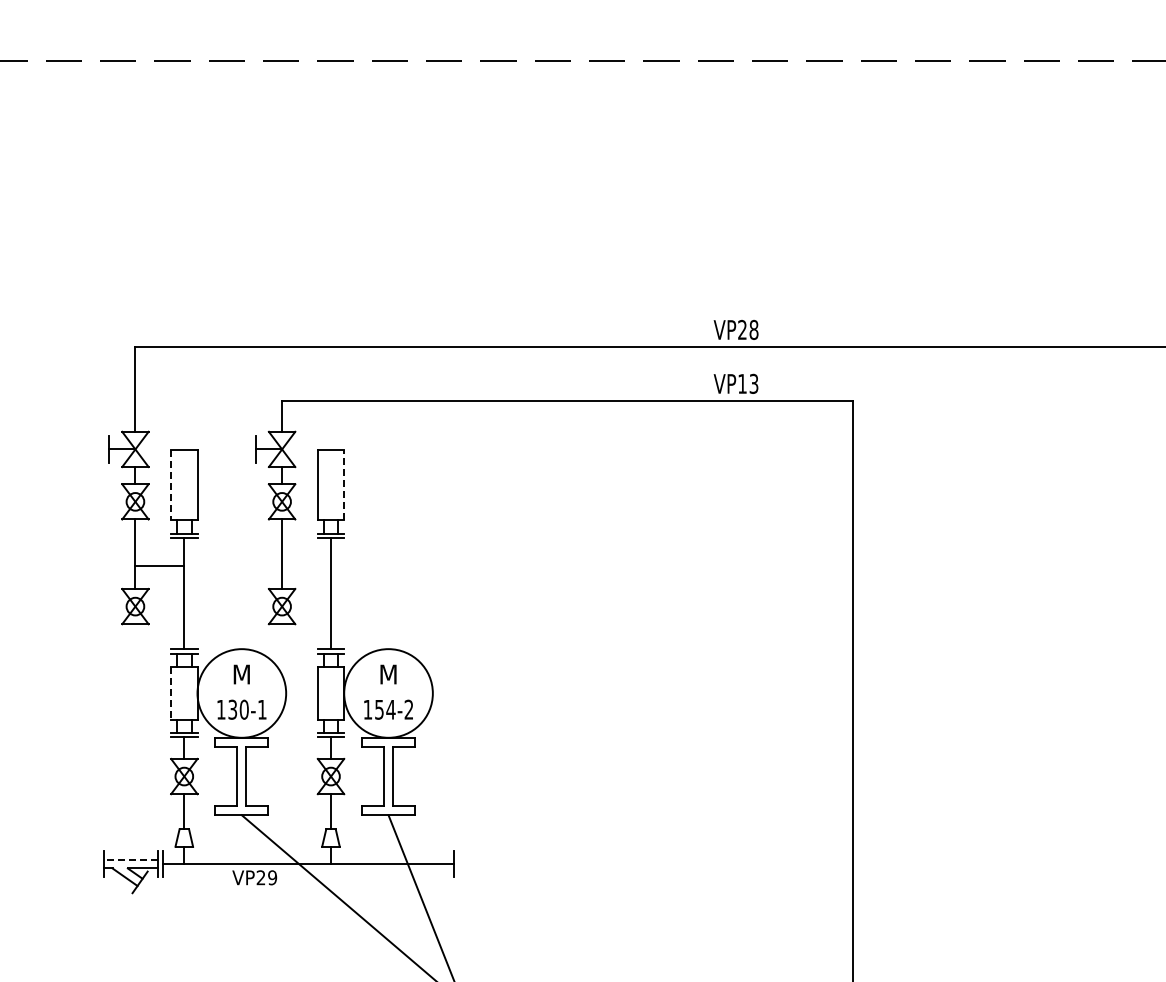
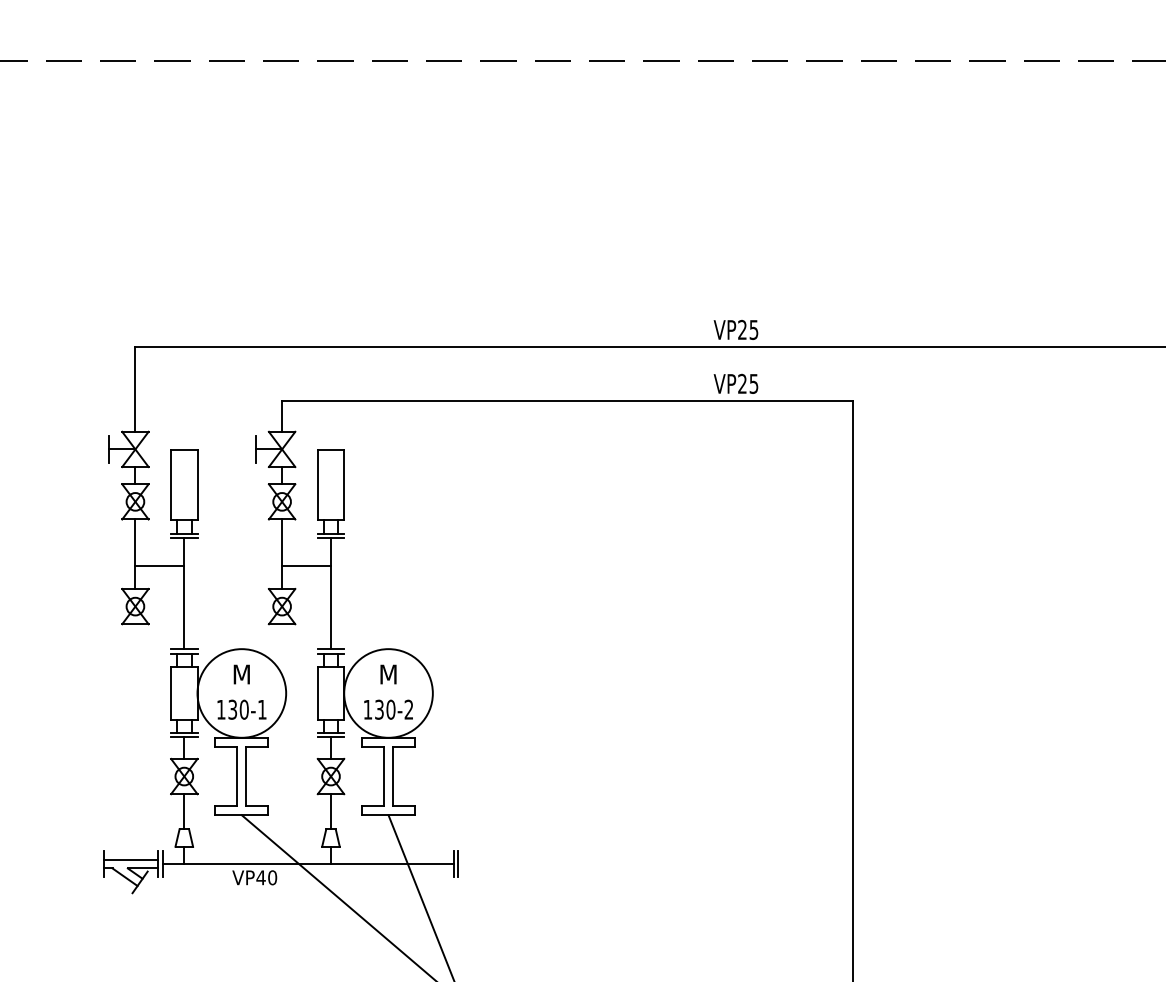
text: VP28 -> VP25 (753, 329)
text: VP13 -> VP25 (748, 383)
line: dashed -> solid (344, 484)
line: dashed -> solid (171, 485)
line: none -> present (306, 565)
line: dashed -> solid (171, 693)
text: 154-2 -> 130-2 (385, 709)
line: dashed -> solid (130, 859)
line: none -> present (458, 863)
text: VP29 -> VP40 (266, 877)
